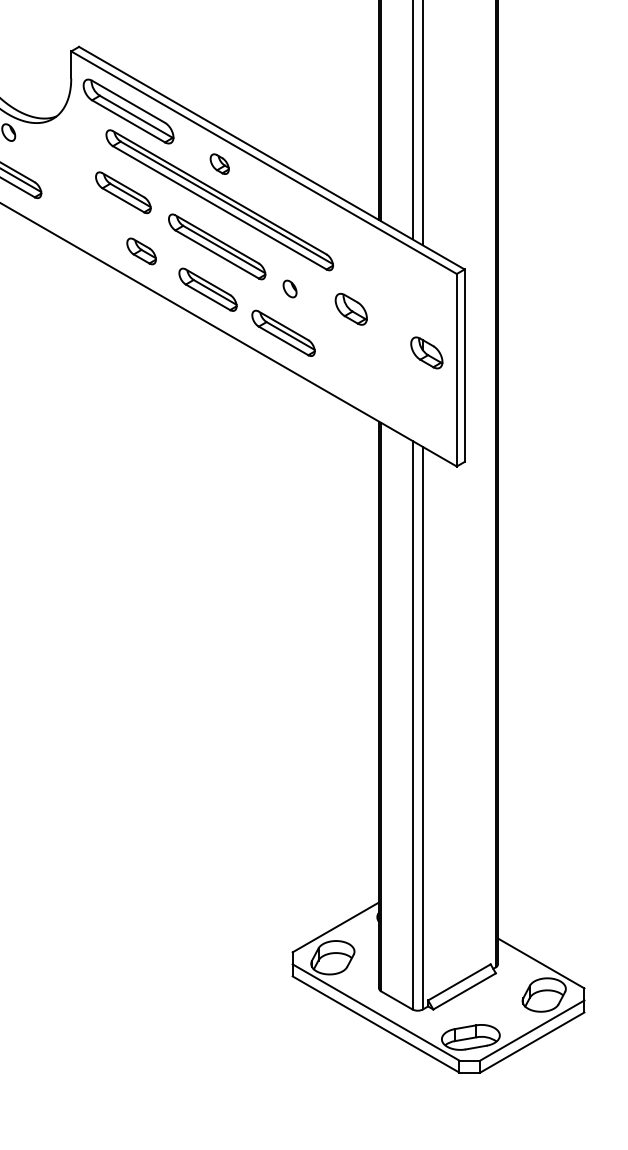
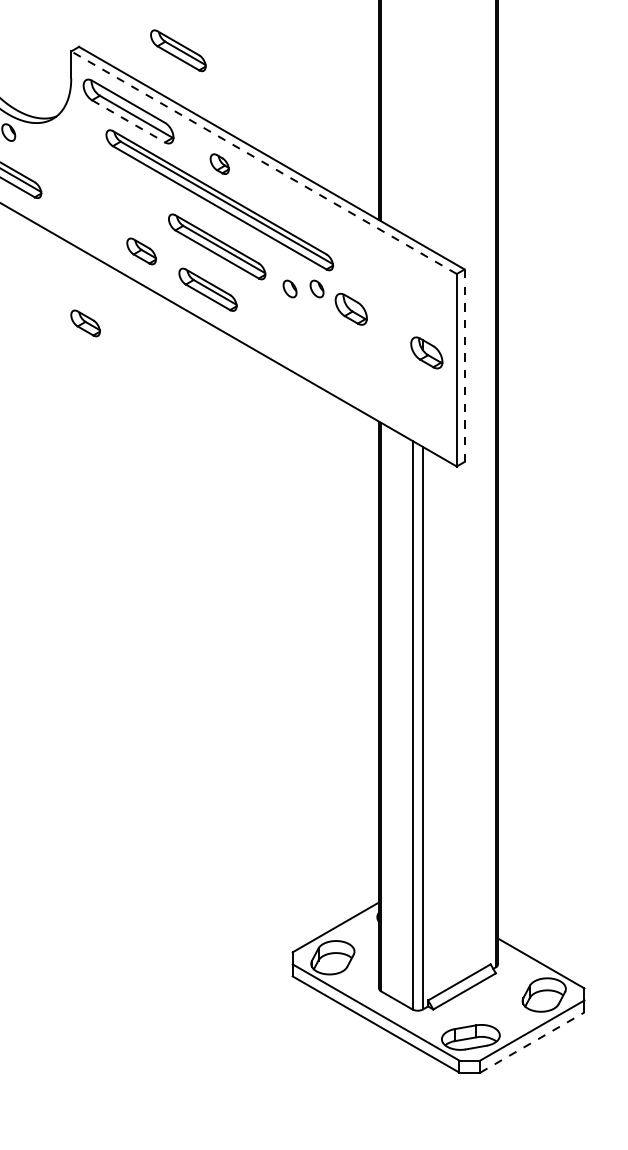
line: present -> none (412, 120)
line: solid -> dashed (129, 121)
line: present -> none (422, 123)
line: solid -> dashed (264, 162)
part position: (123, 192) -> (178, 50) (178, 50)
part: none -> present (316, 288)
part: none -> present (85, 323)
part: present -> none (283, 332)
line: solid -> dashed (464, 365)
line: solid -> dashed (532, 1042)
